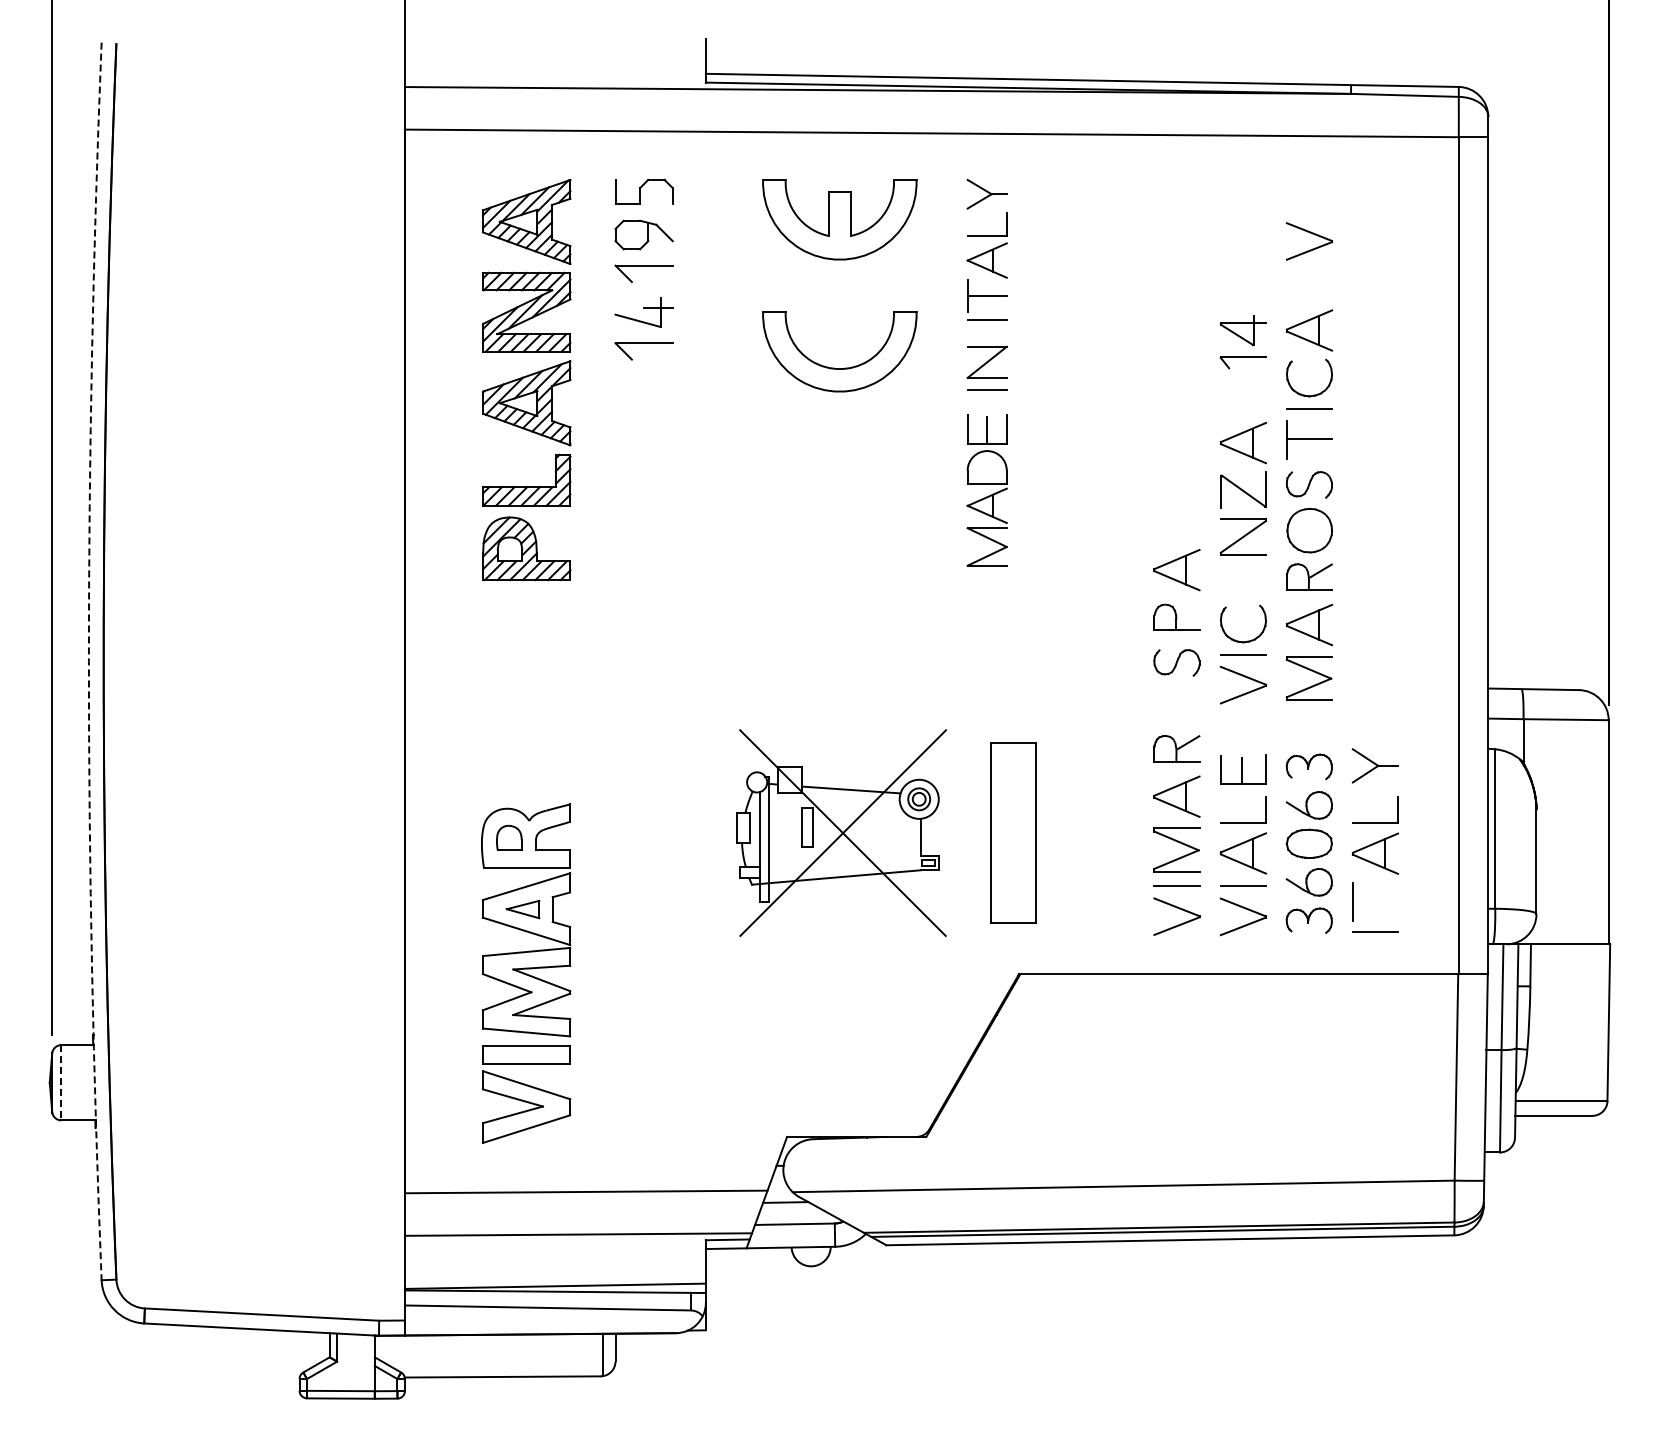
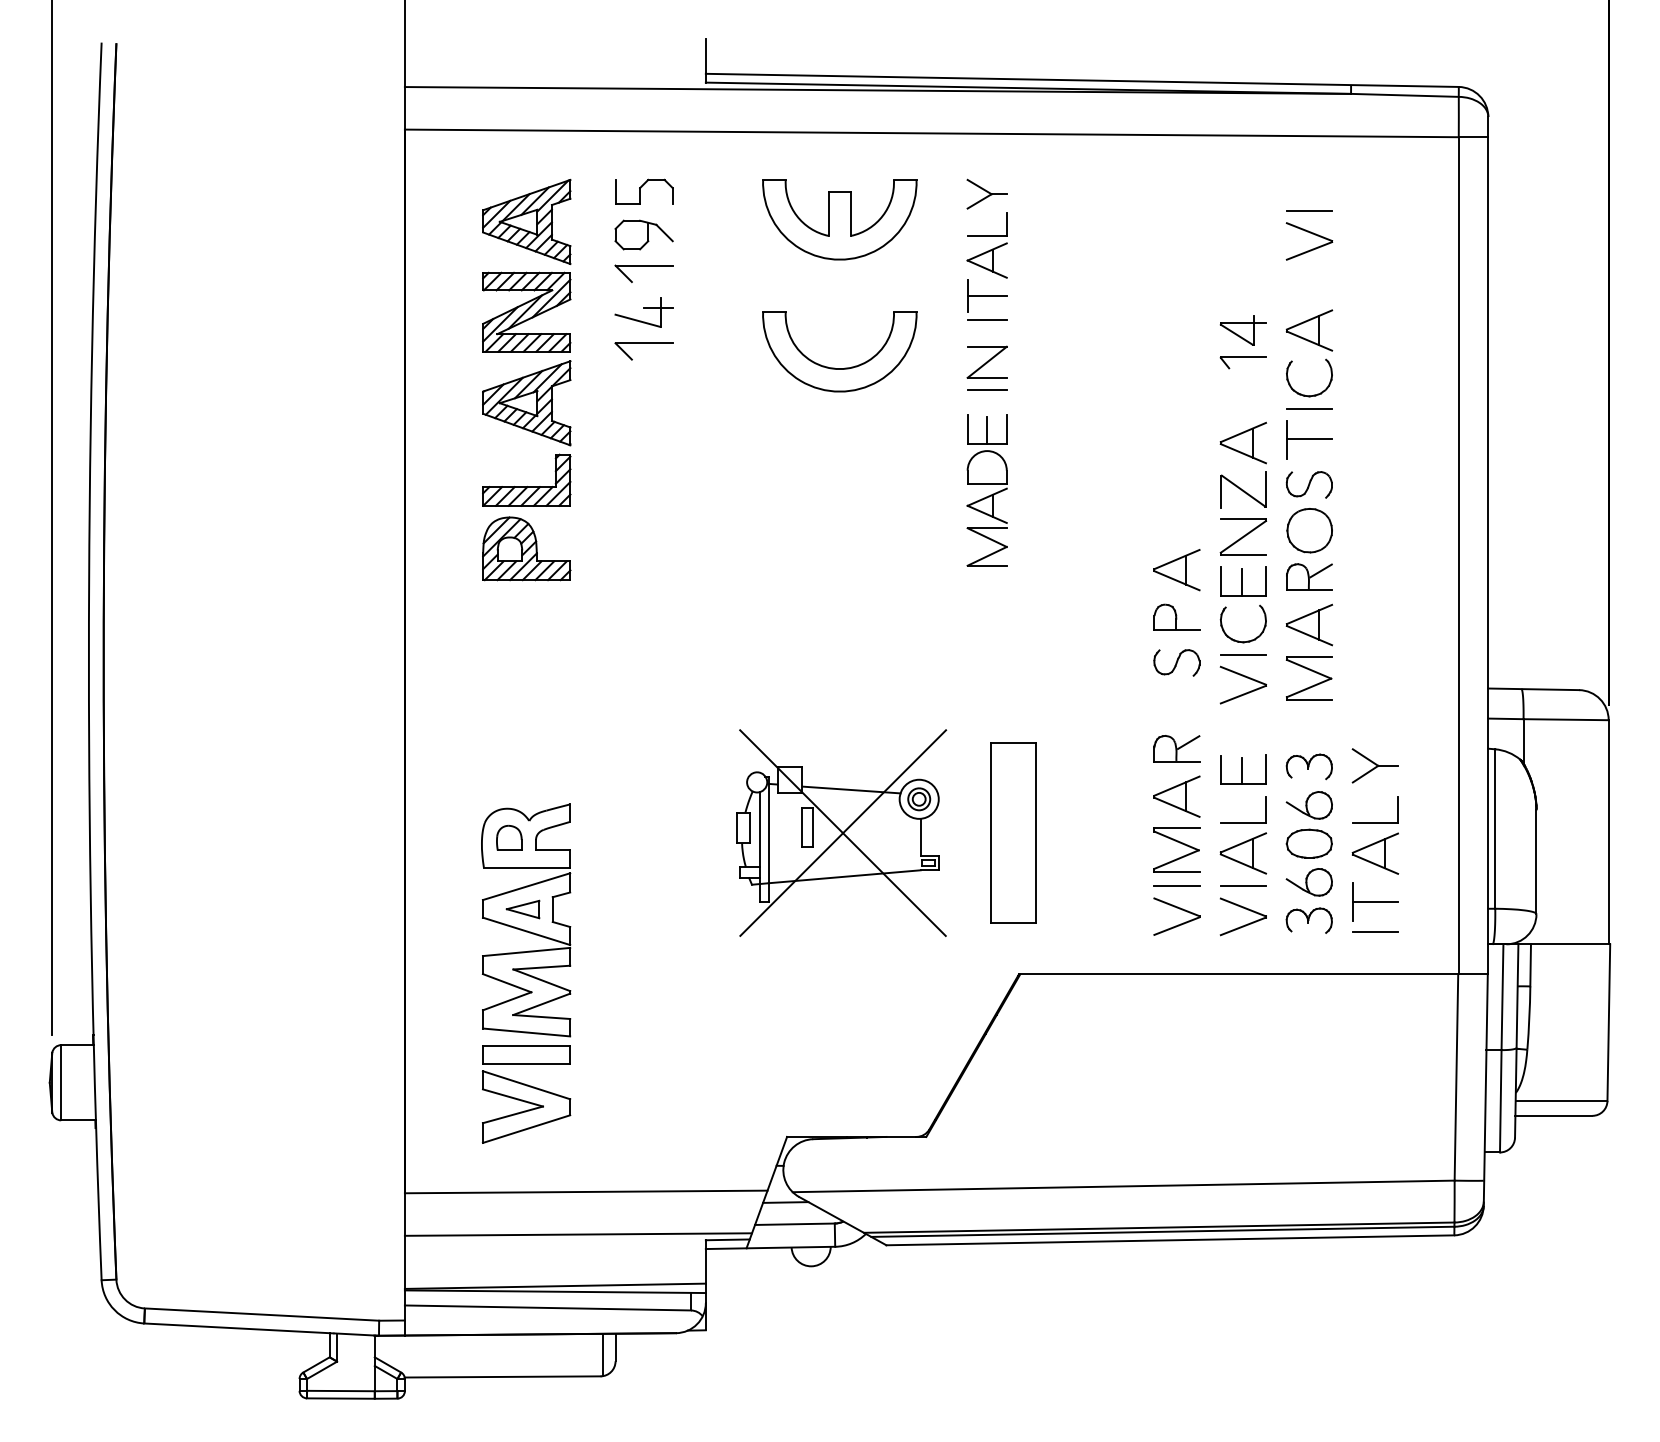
line: none -> present (1309, 210)
part: none -> present (1243, 581)
arc: dashed -> solid (88, 661)
line: none -> present (1375, 901)
line: dashed -> solid (61, 1082)
